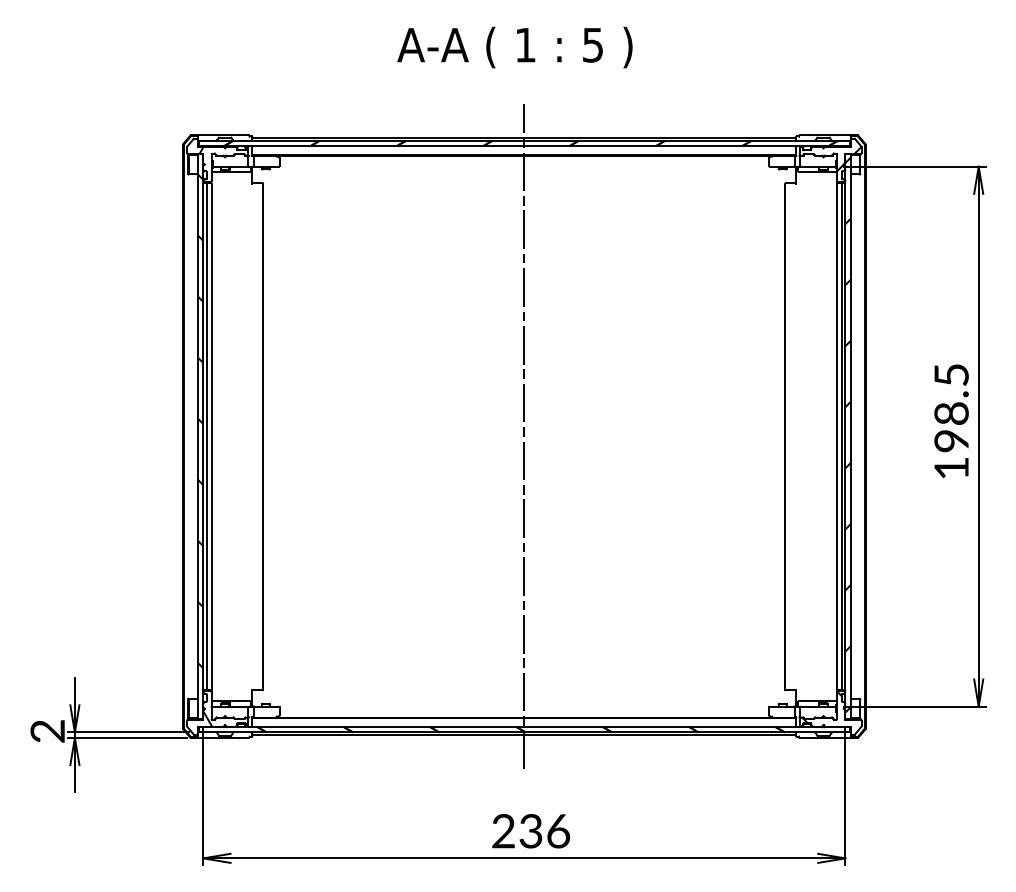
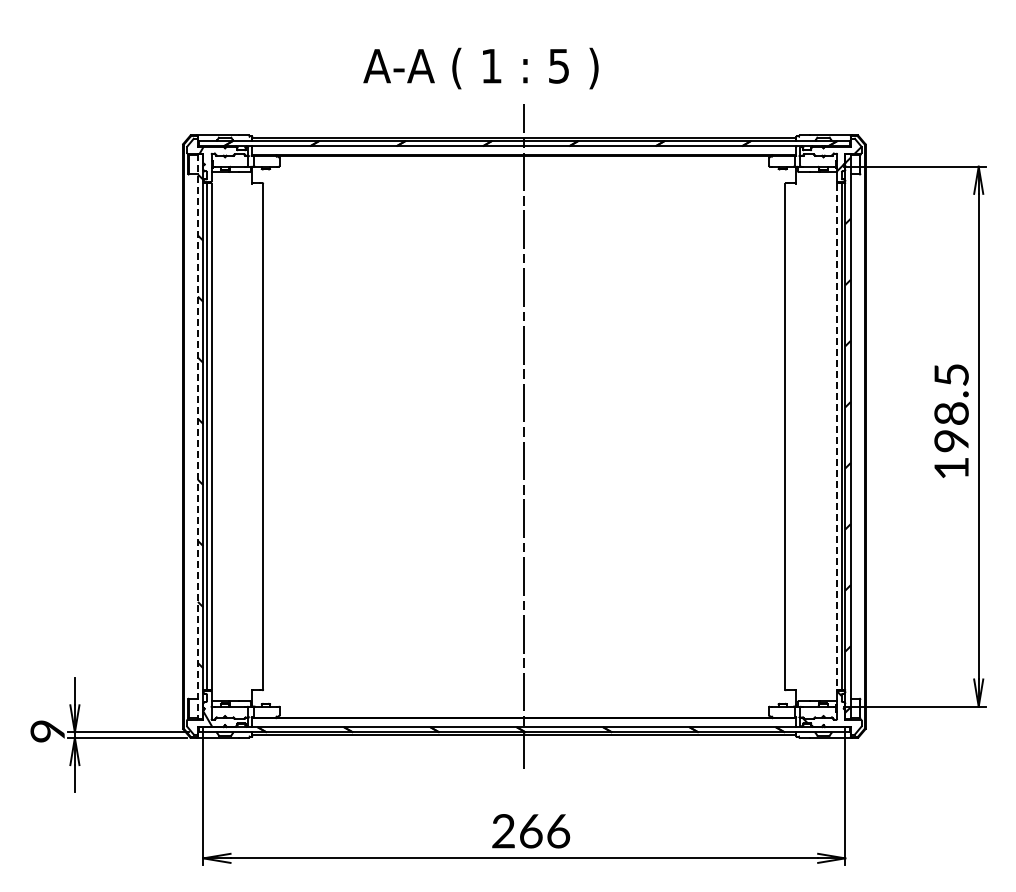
text position: (514, 47) -> (480, 68) (480, 68)
line: solid -> dashed (837, 436)
line: solid -> dashed (197, 437)
text: 2 -> 9 (47, 731)
text: 236 -> 266 (530, 831)
